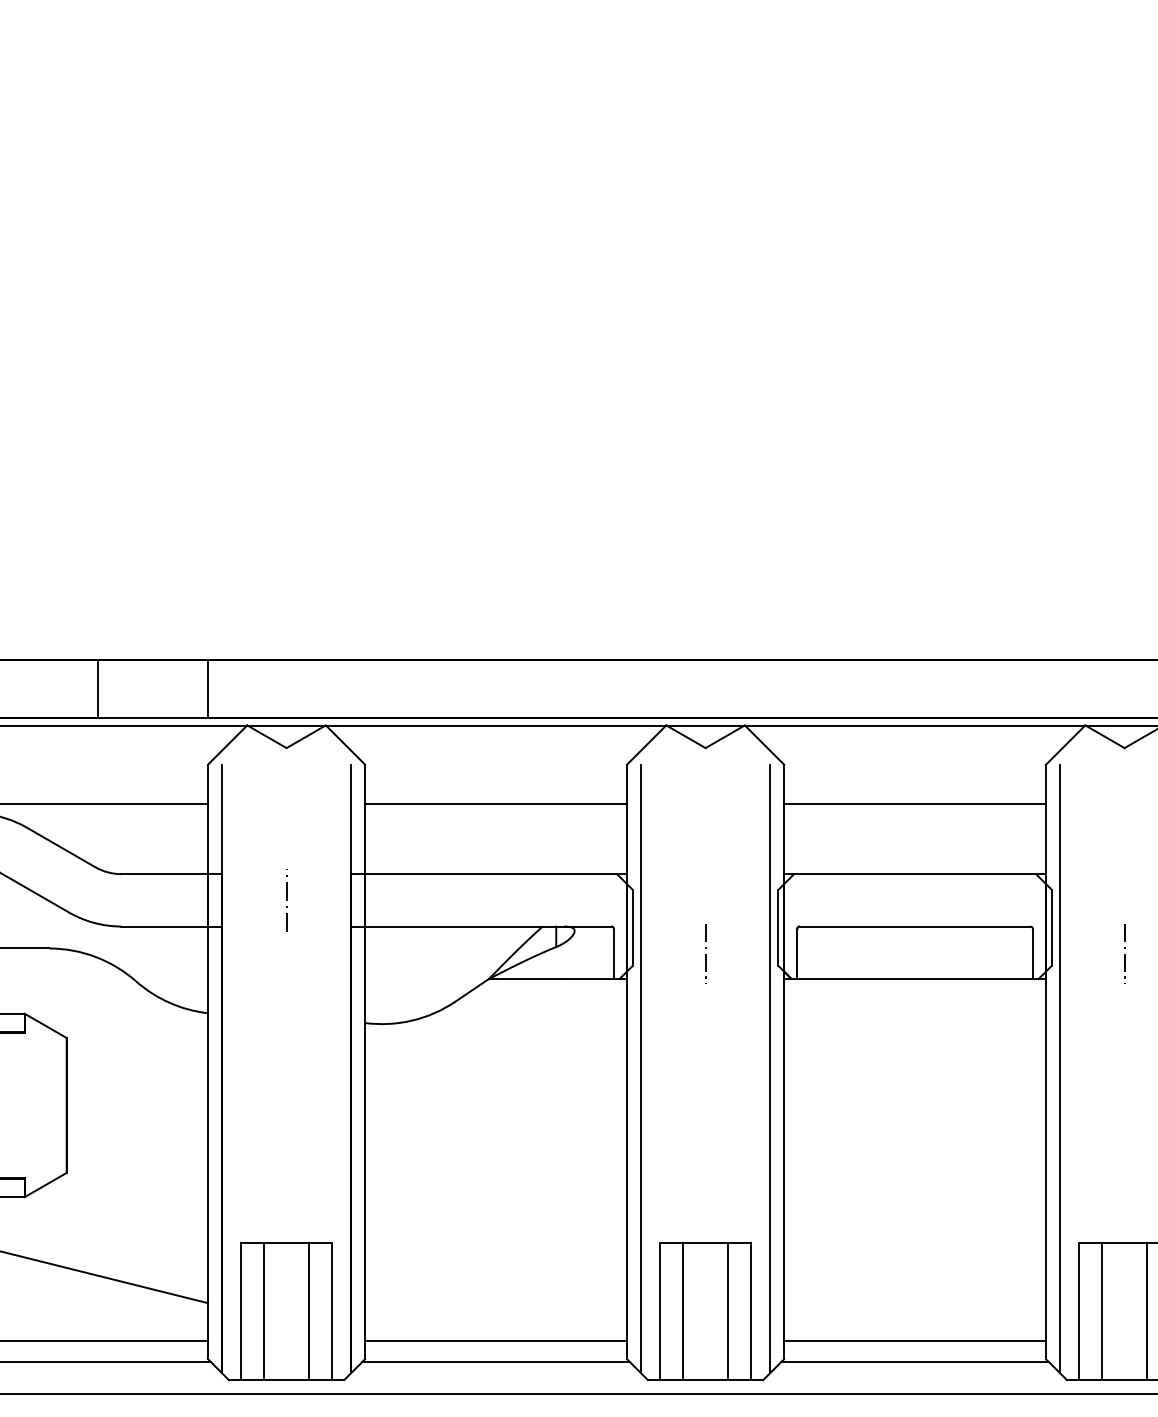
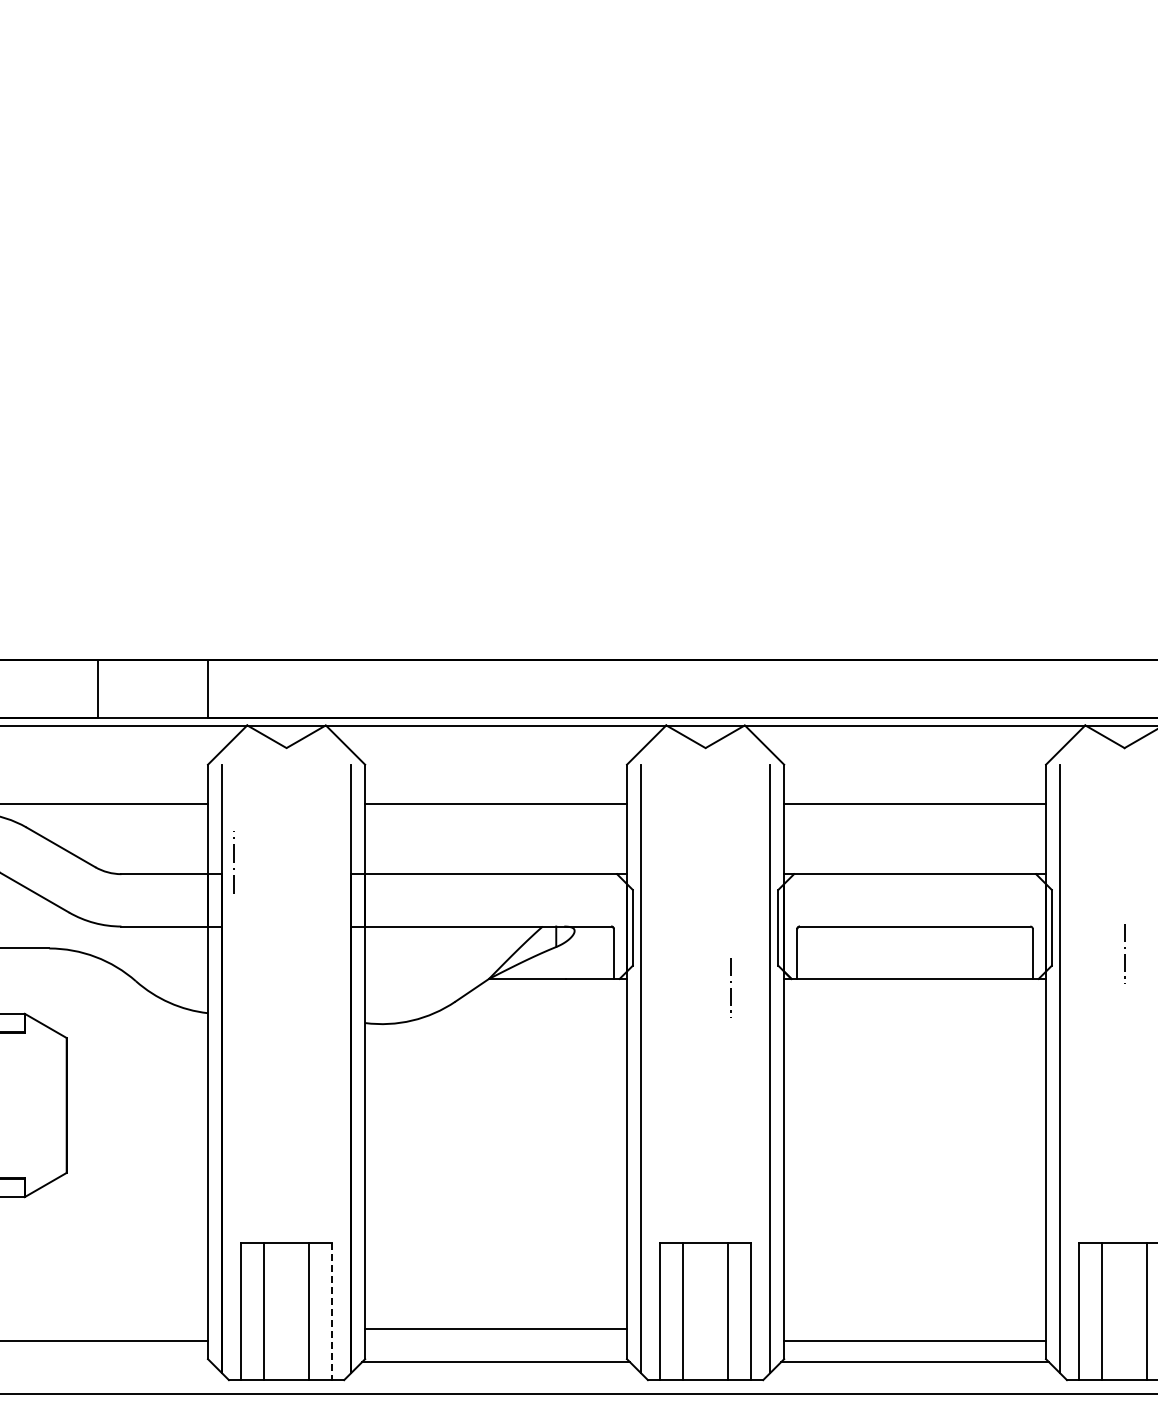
line position: (286, 900) -> (233, 862) (233, 862)
line position: (705, 954) -> (730, 988) (730, 988)
line: present -> none (105, 1277)
line: solid -> dashed (331, 1311)
line position: (496, 1341) -> (496, 1329) (496, 1329)
line: present -> none (106, 1362)
